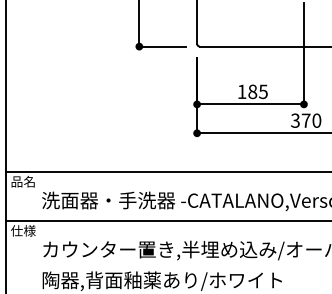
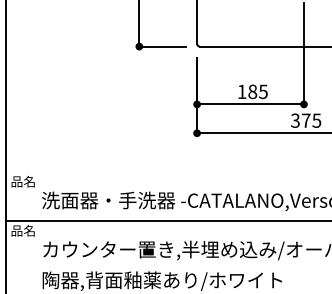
text: 370 -> 375 (316, 120)
line: present -> none (167, 172)
text: 仕様 -> 品名 (23, 230)
